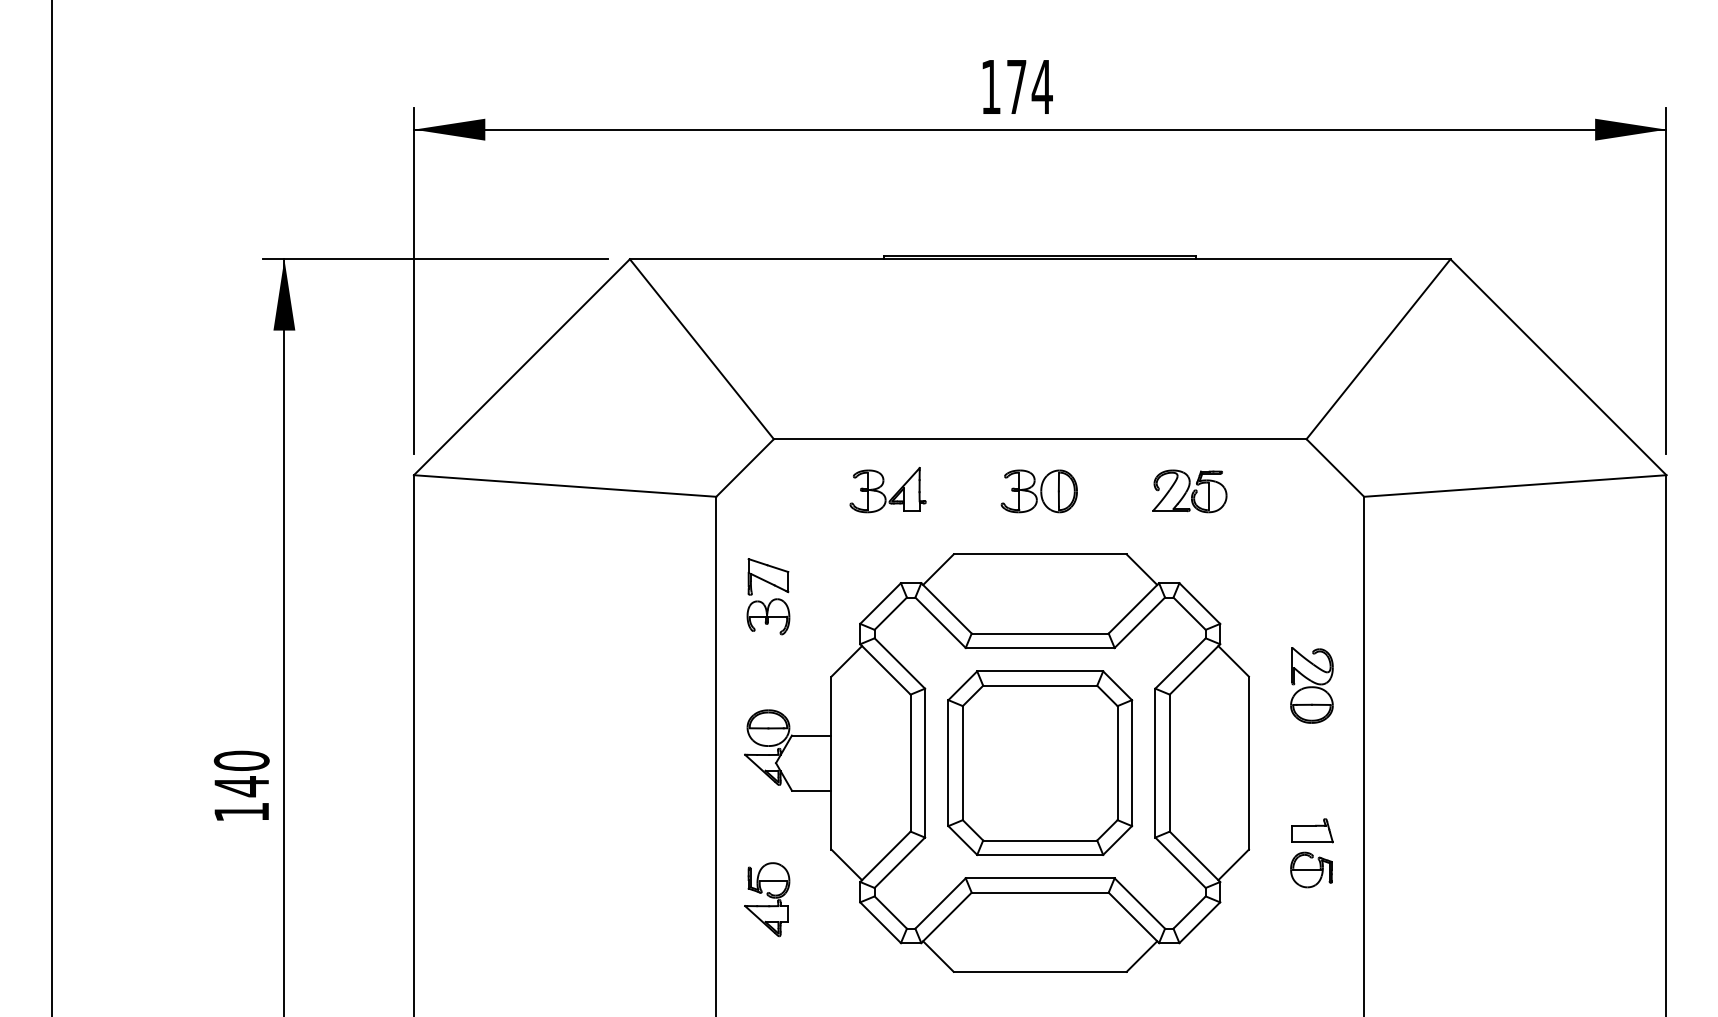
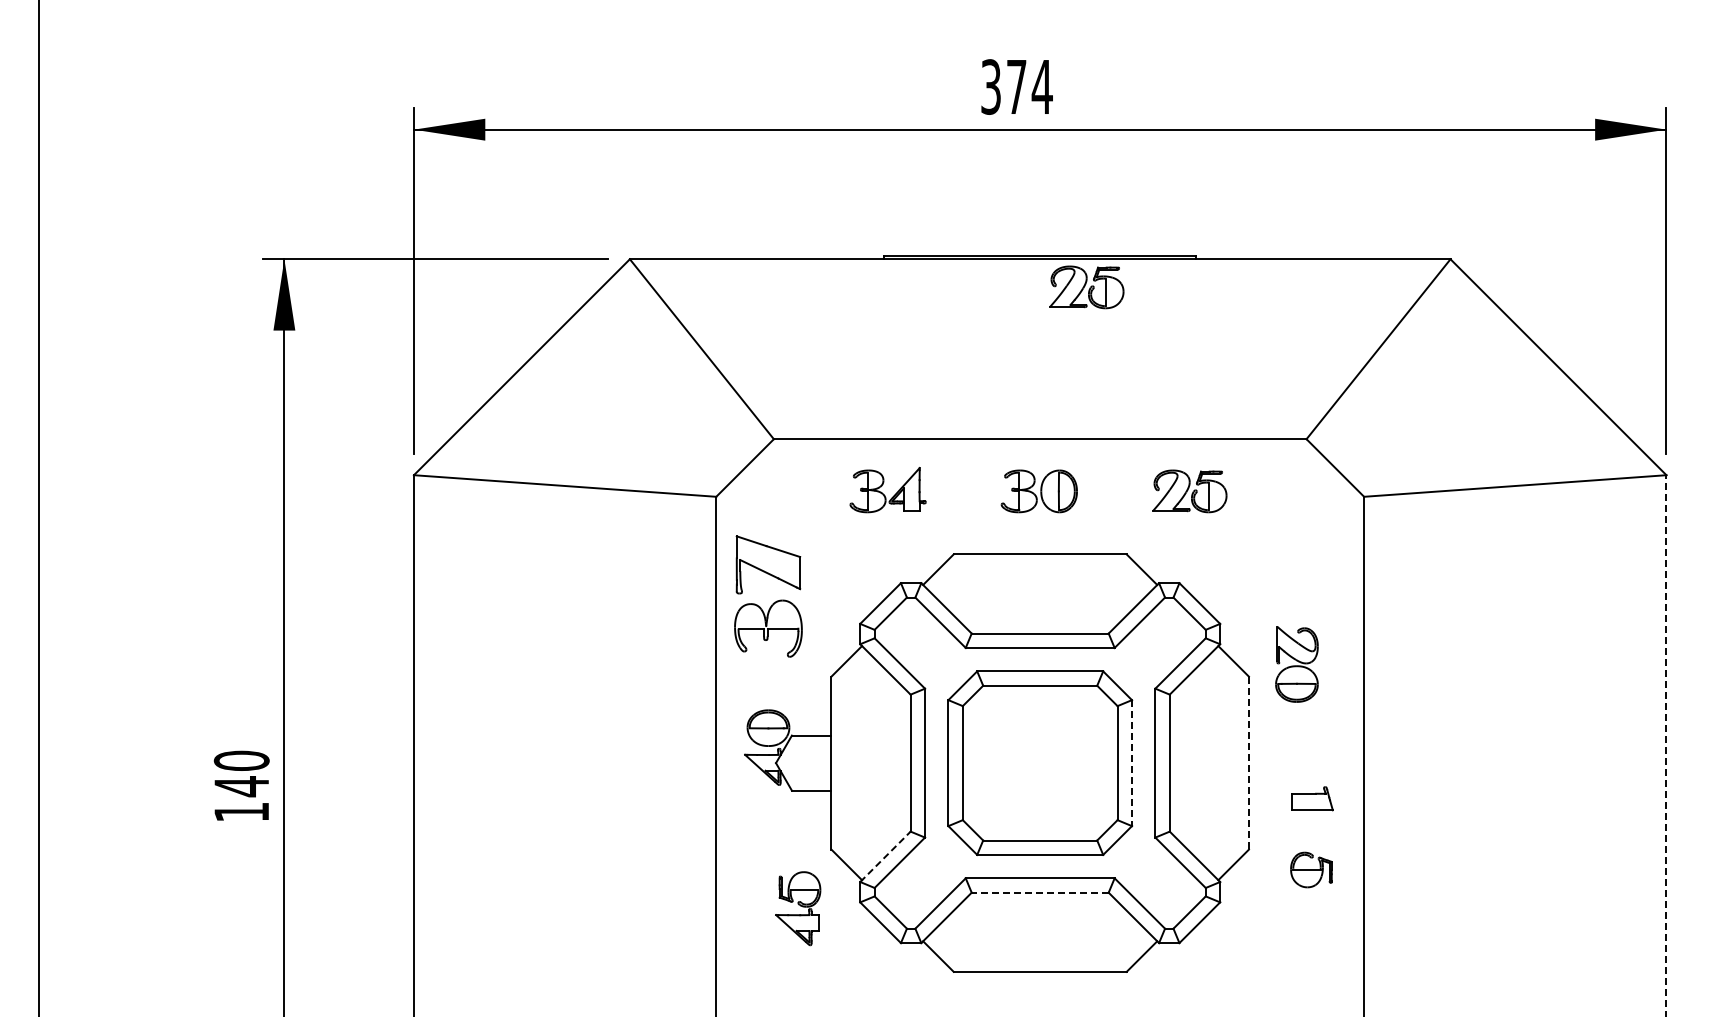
text: 174 -> 374 (990, 86)
part: none -> present (1086, 287)
line position: (51, 507) -> (38, 507) (38, 507)
part size: 45x78 px -> 69x123 px (768, 596)
part position: (1311, 685) -> (1296, 664) (1296, 664)
line: solid -> dashed (1666, 745)
line: solid -> dashed (1131, 763)
line: solid -> dashed (1248, 763)
part position: (1312, 830) -> (1312, 798) (1312, 798)
line: solid -> dashed (885, 856)
line: solid -> dashed (1039, 892)
part position: (767, 899) -> (798, 908) (798, 908)
